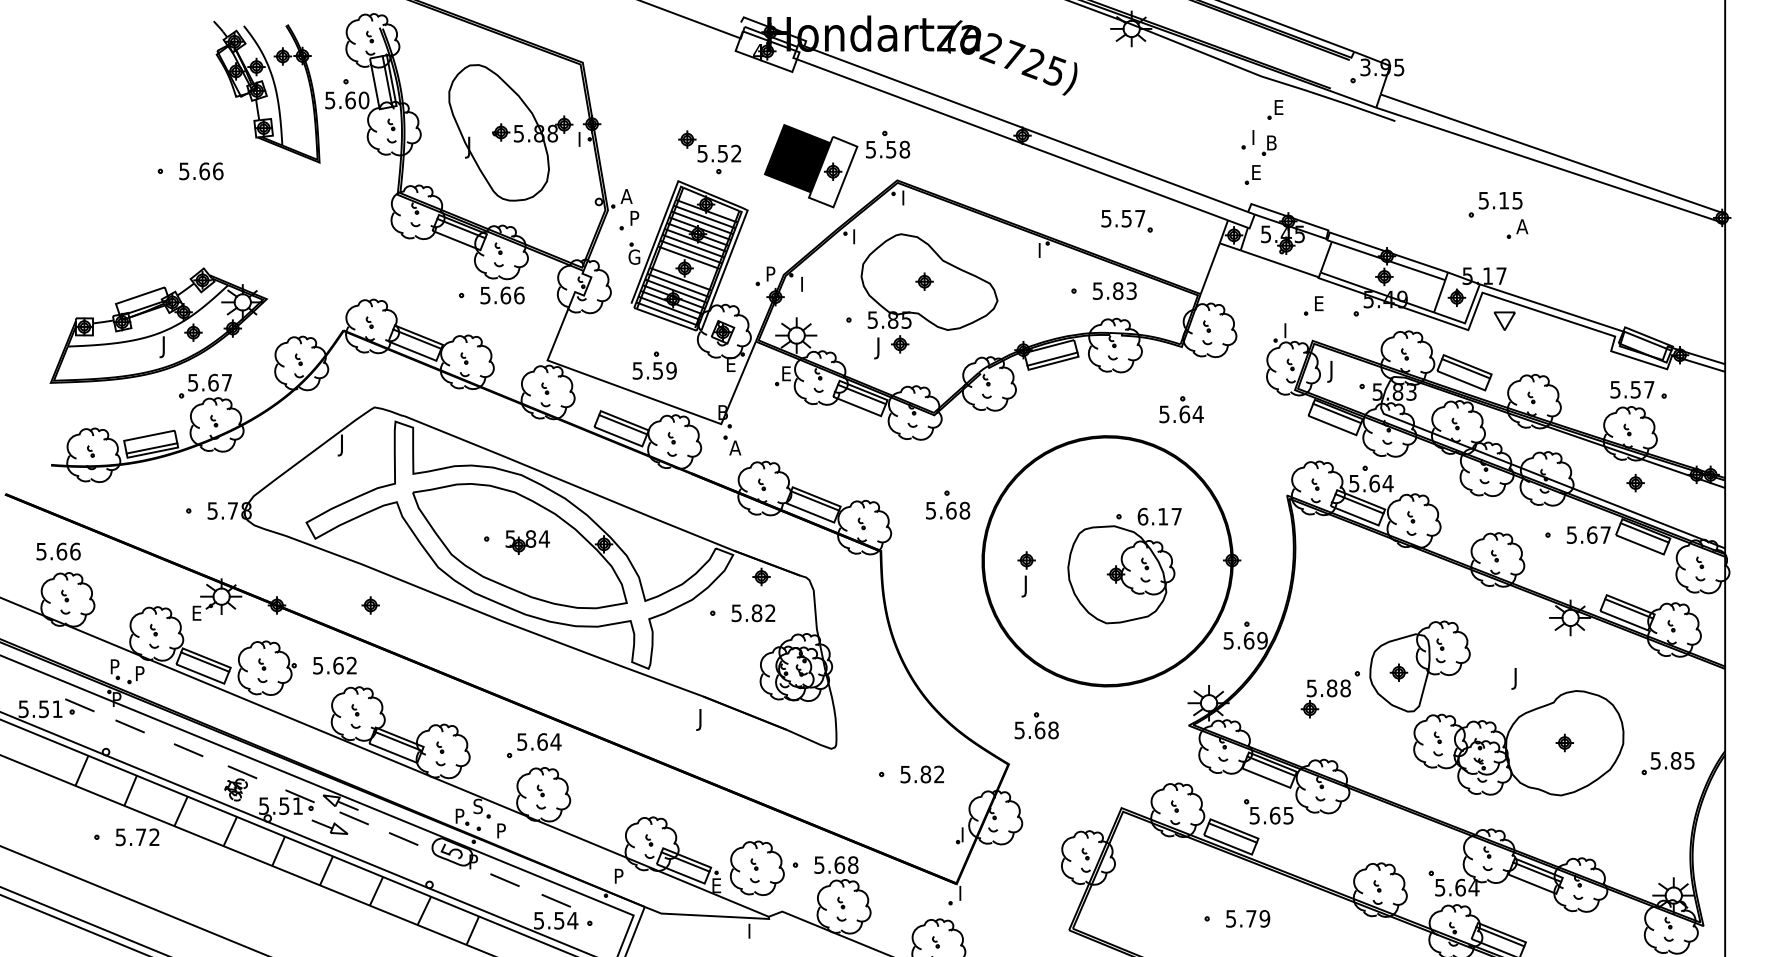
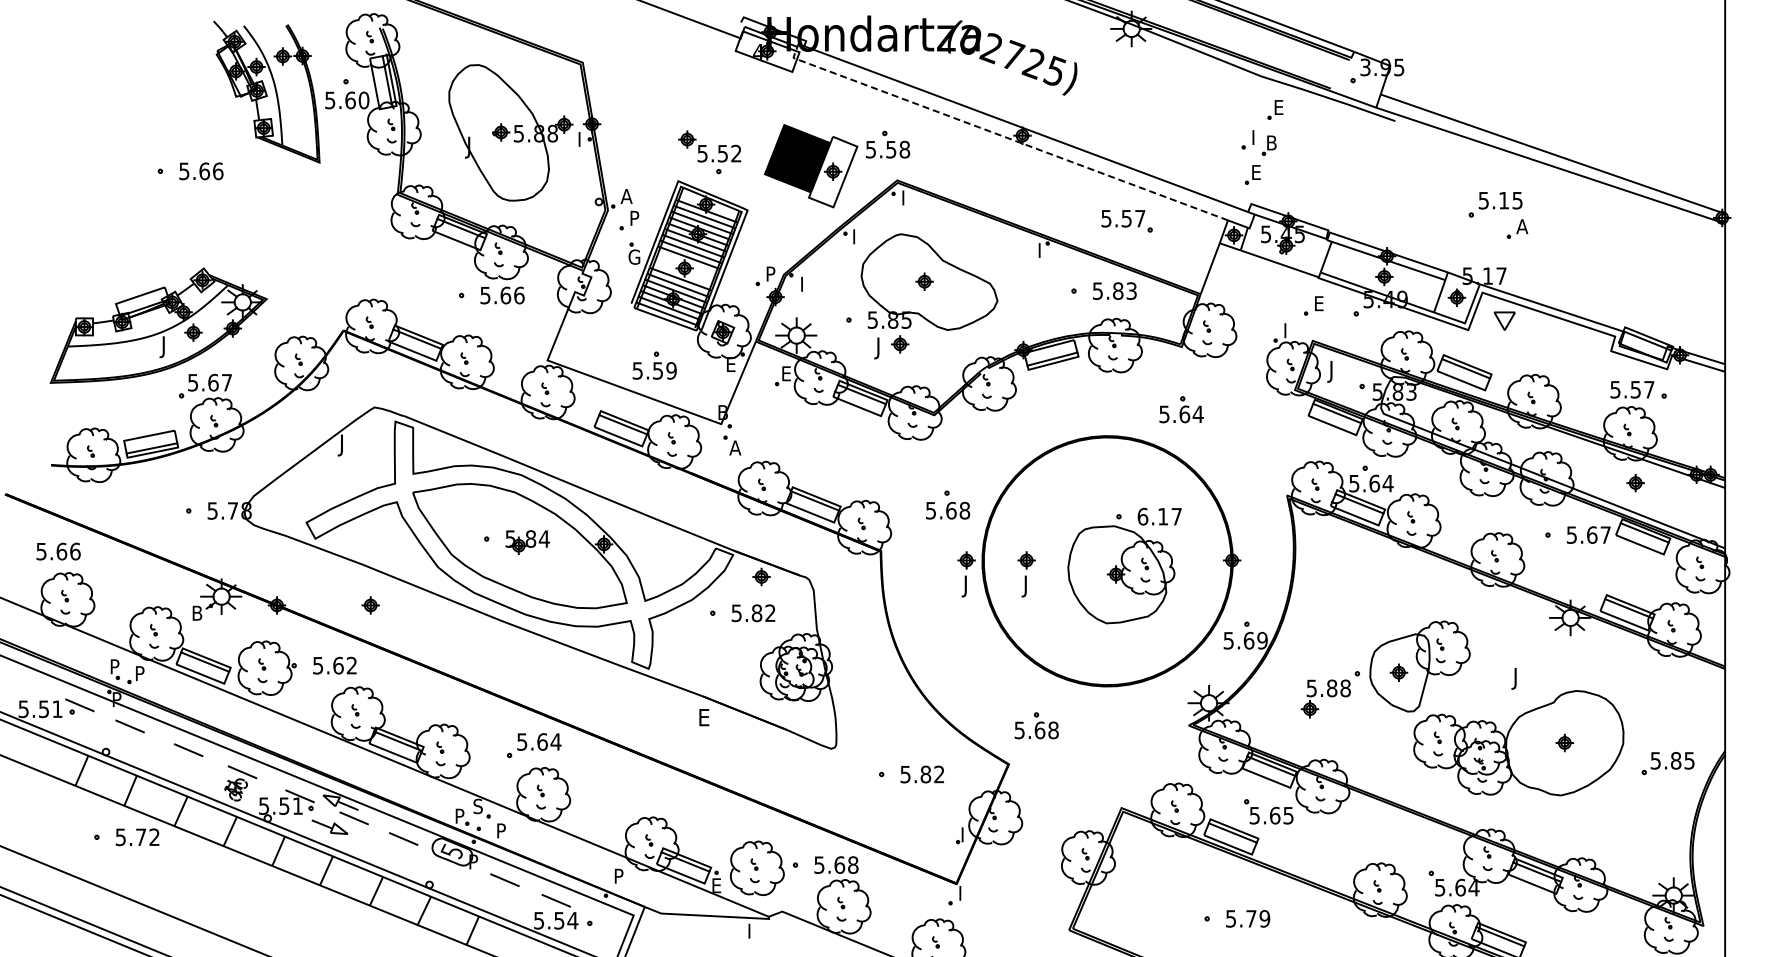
line: solid -> dashed (1004, 136)
part: none -> present (966, 574)
text: E -> B (200, 612)
text: J -> E (702, 719)
